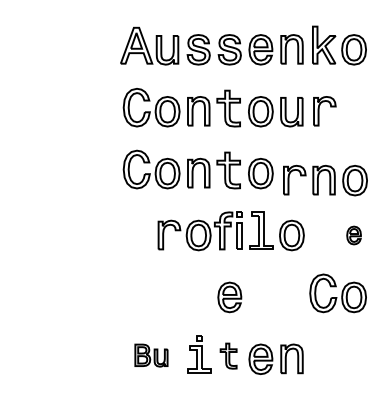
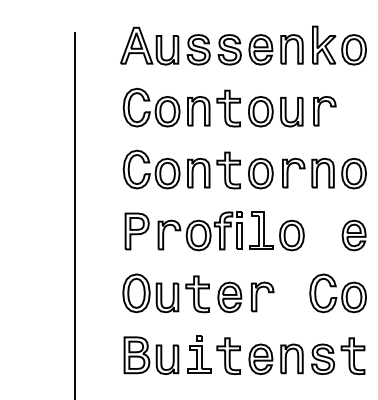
part position: (325, 180) -> (324, 173) (324, 173)
line: none -> present (74, 214)
part: none -> present (136, 231)
part size: 16x21 px -> 26x33 px (353, 235)
part: none -> present (165, 293)
part: none -> present (262, 296)
part size: 35x25 px -> 57x39 px (151, 355)
part size: 19x28 px -> 25x38 px (228, 355)
part: none -> present (338, 356)
